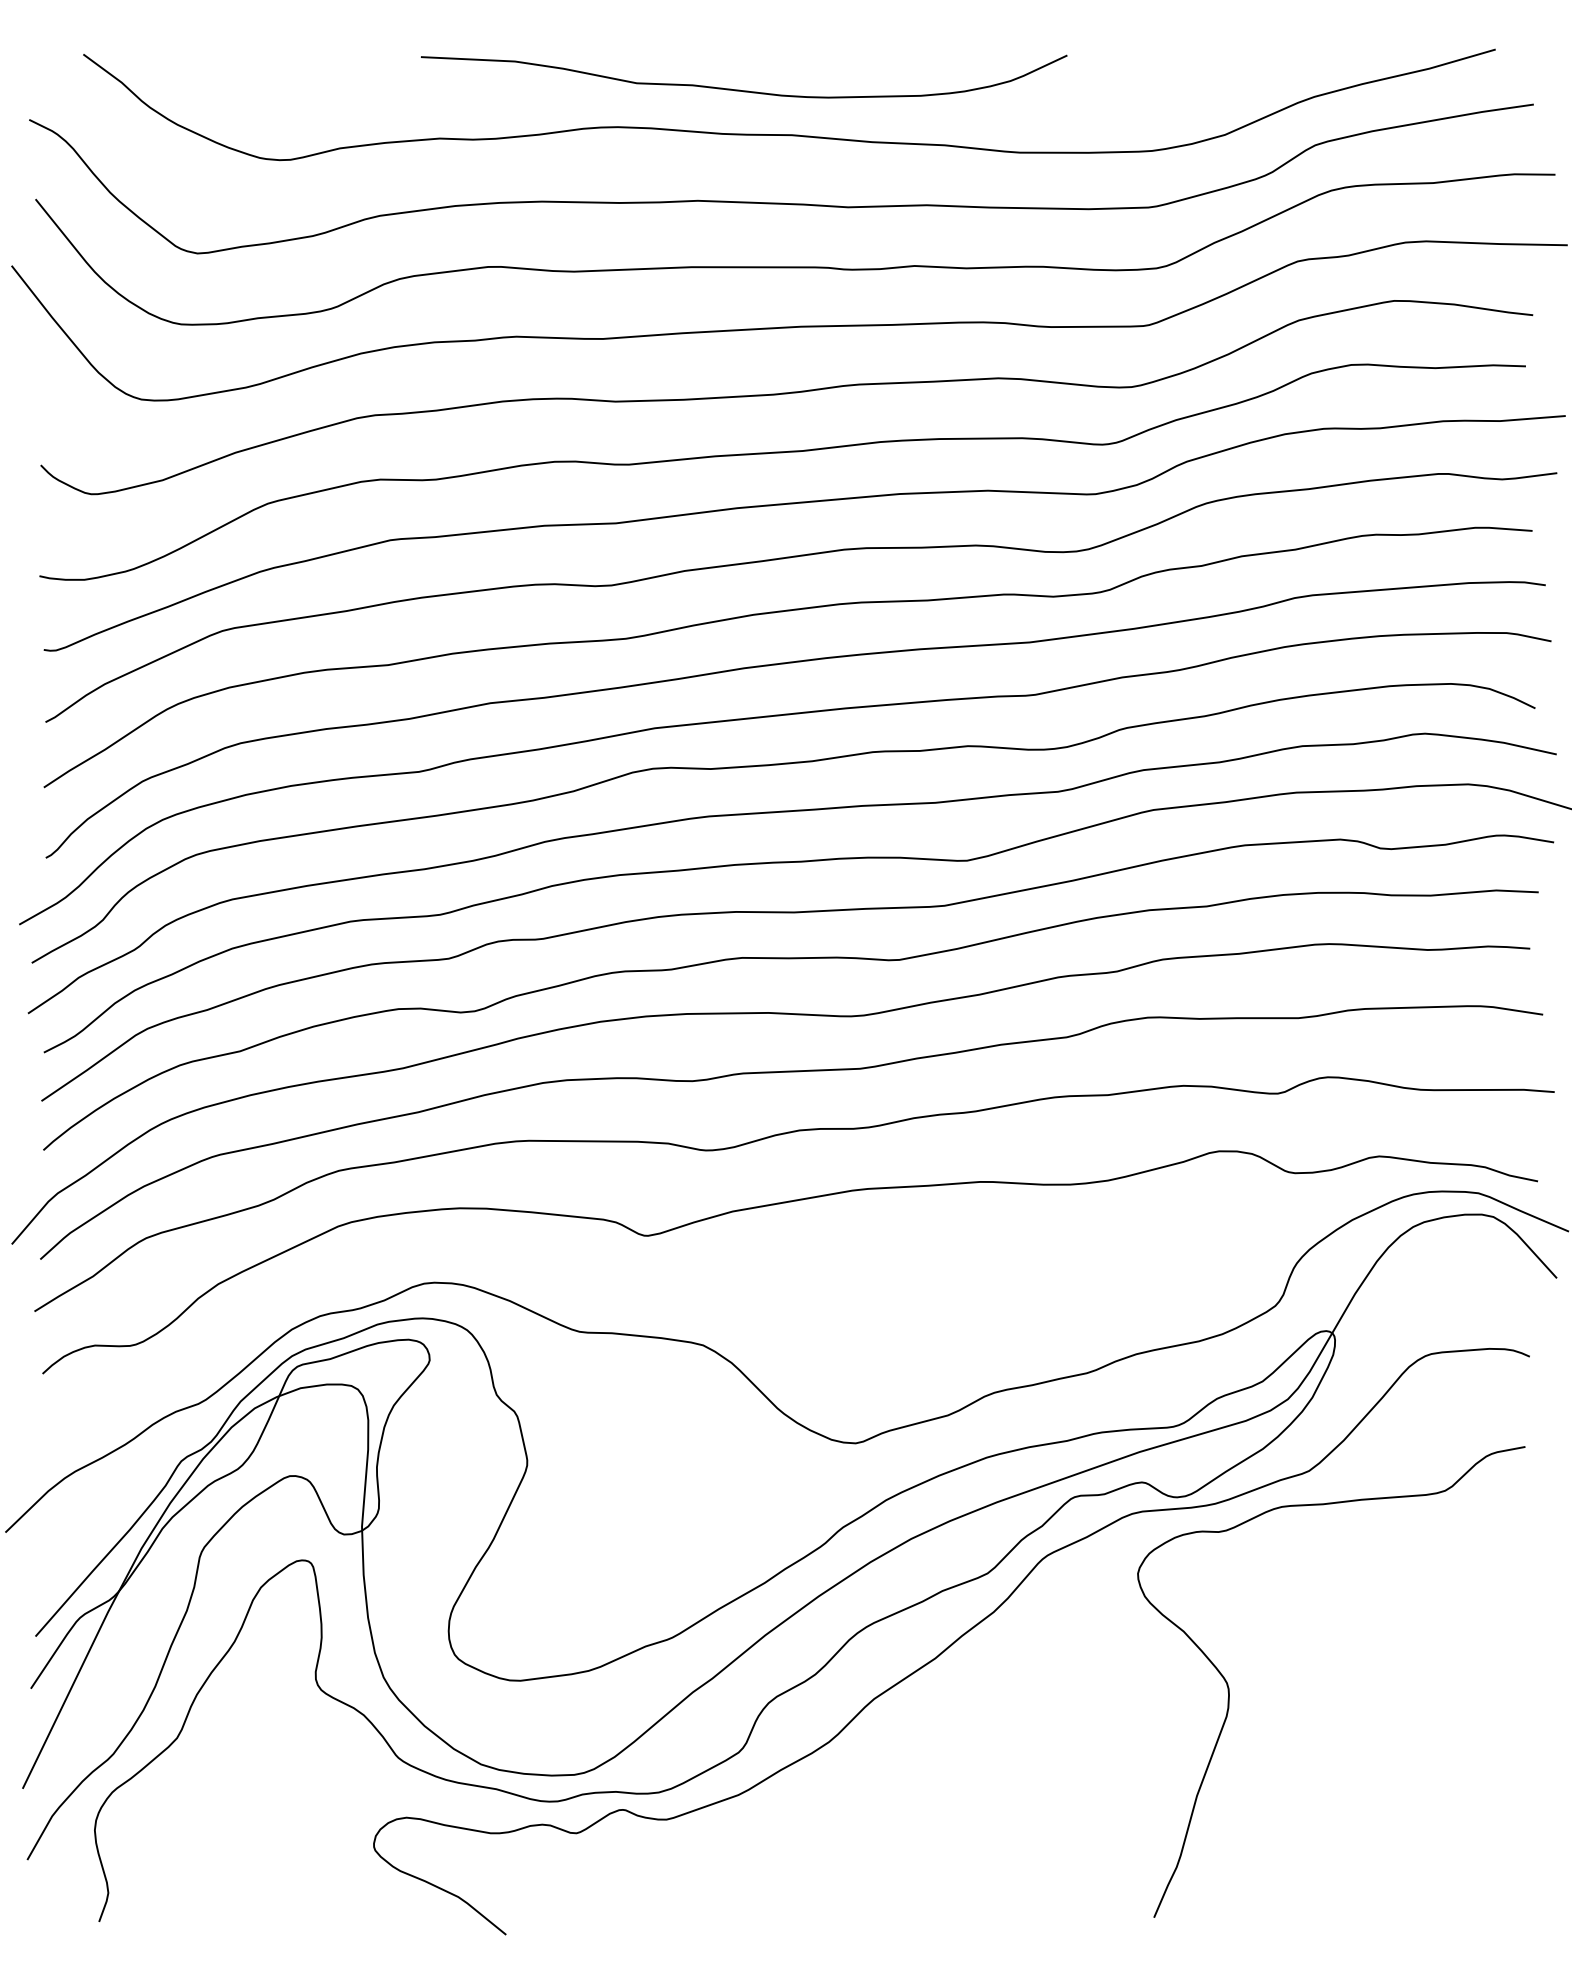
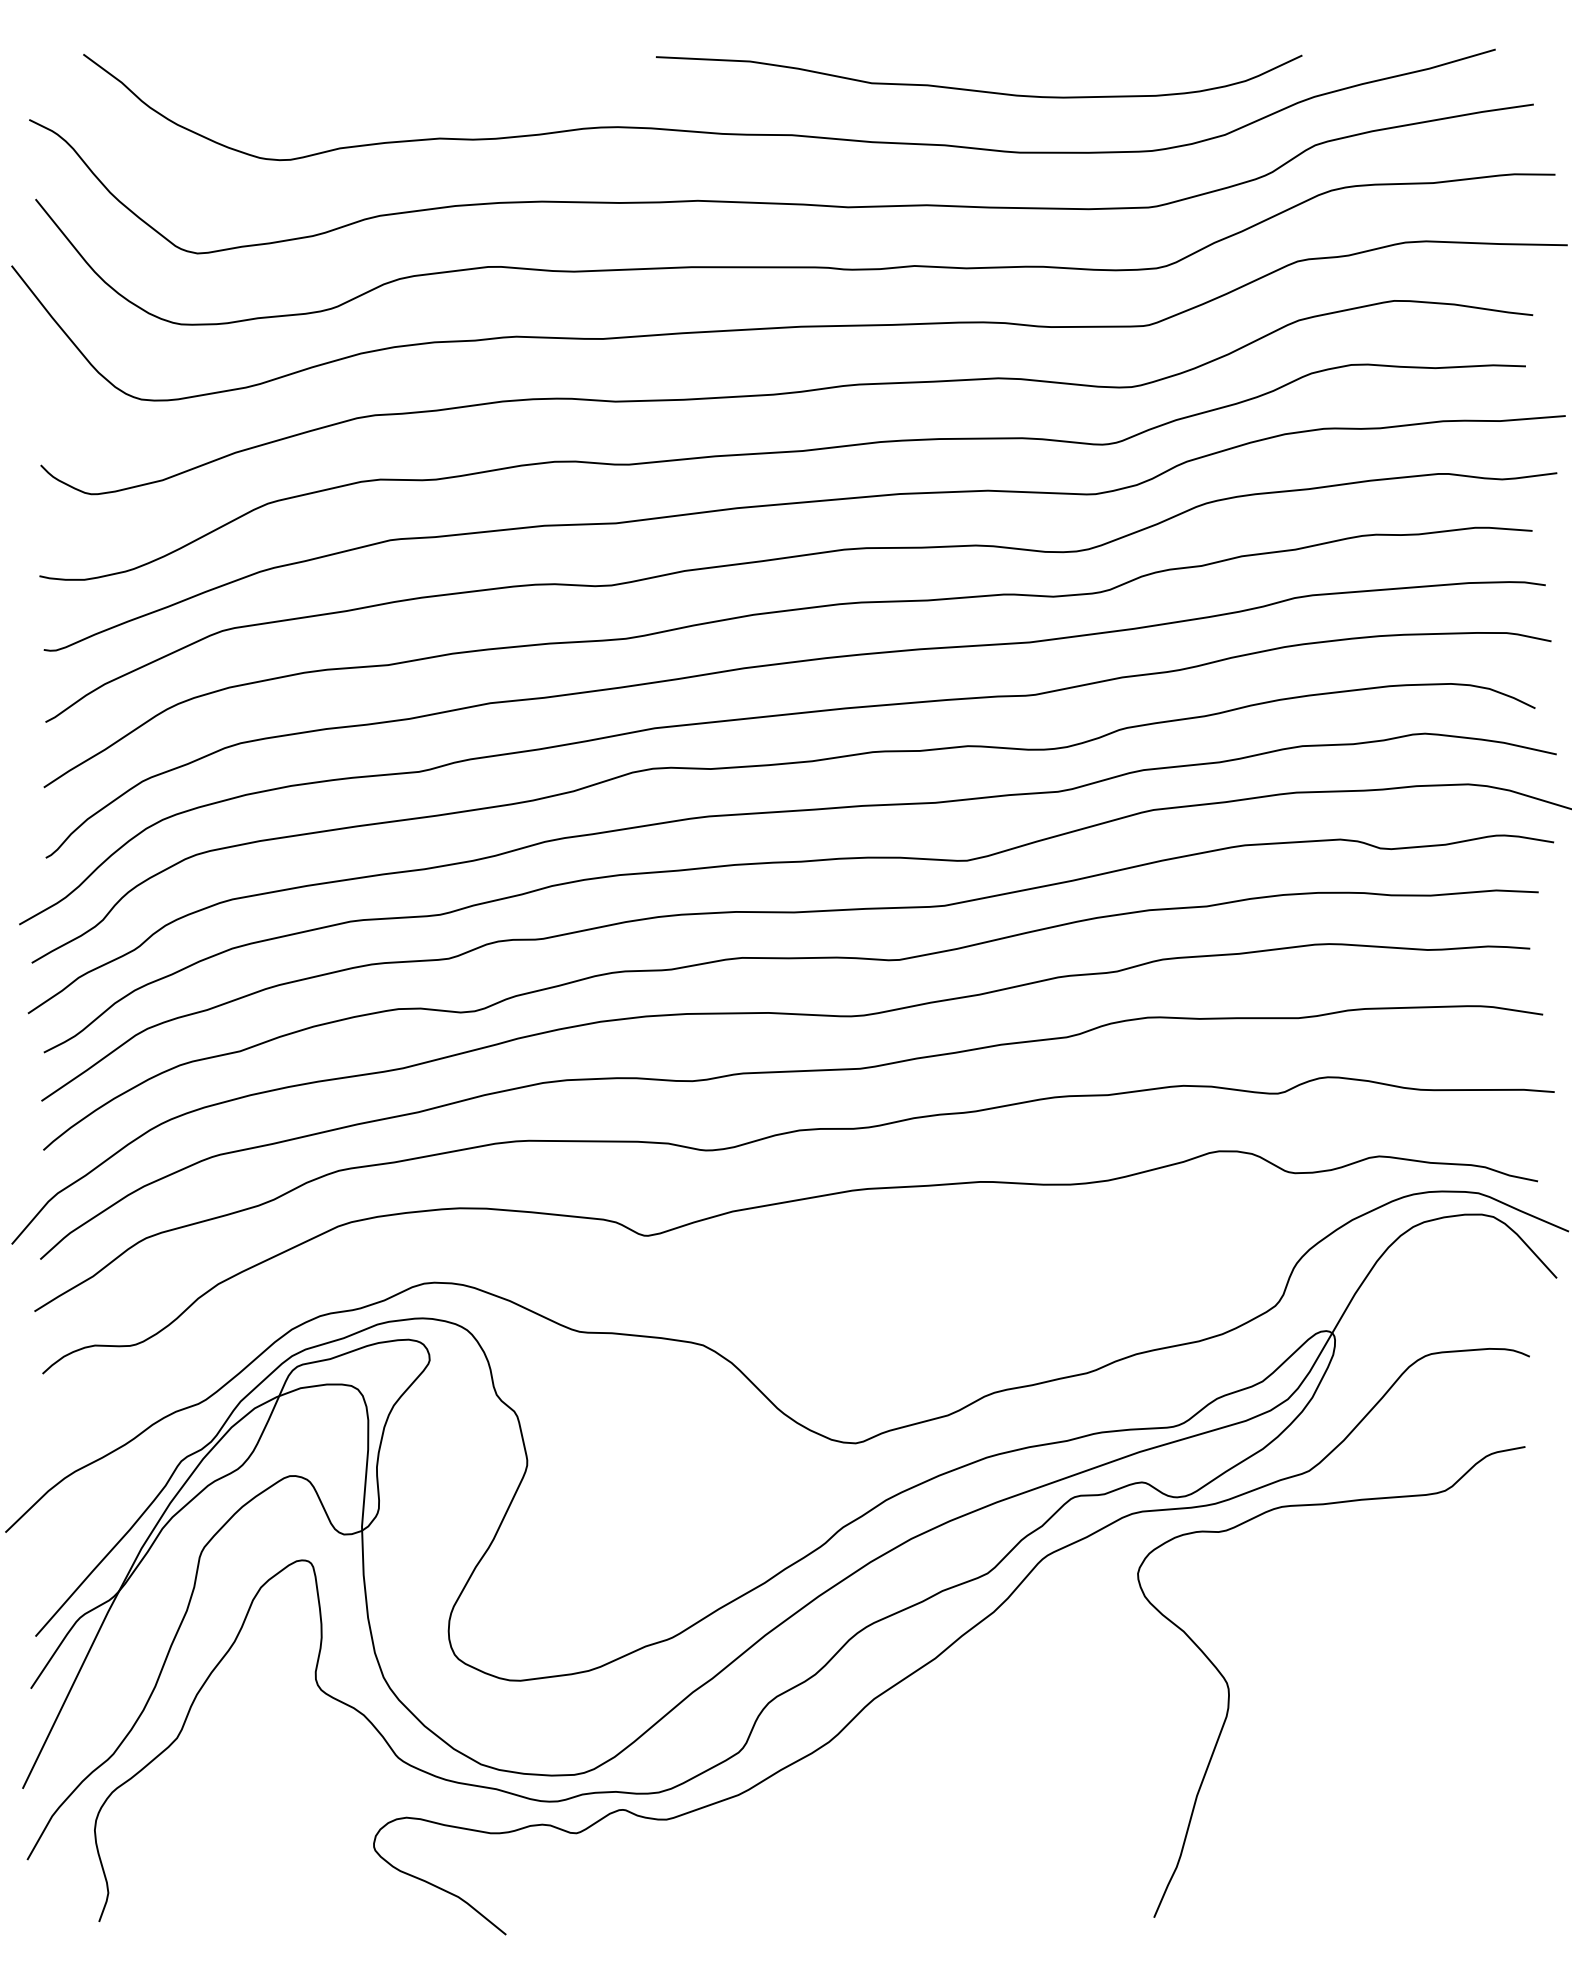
curve position: (740, 89) -> (975, 89) (975, 89)
